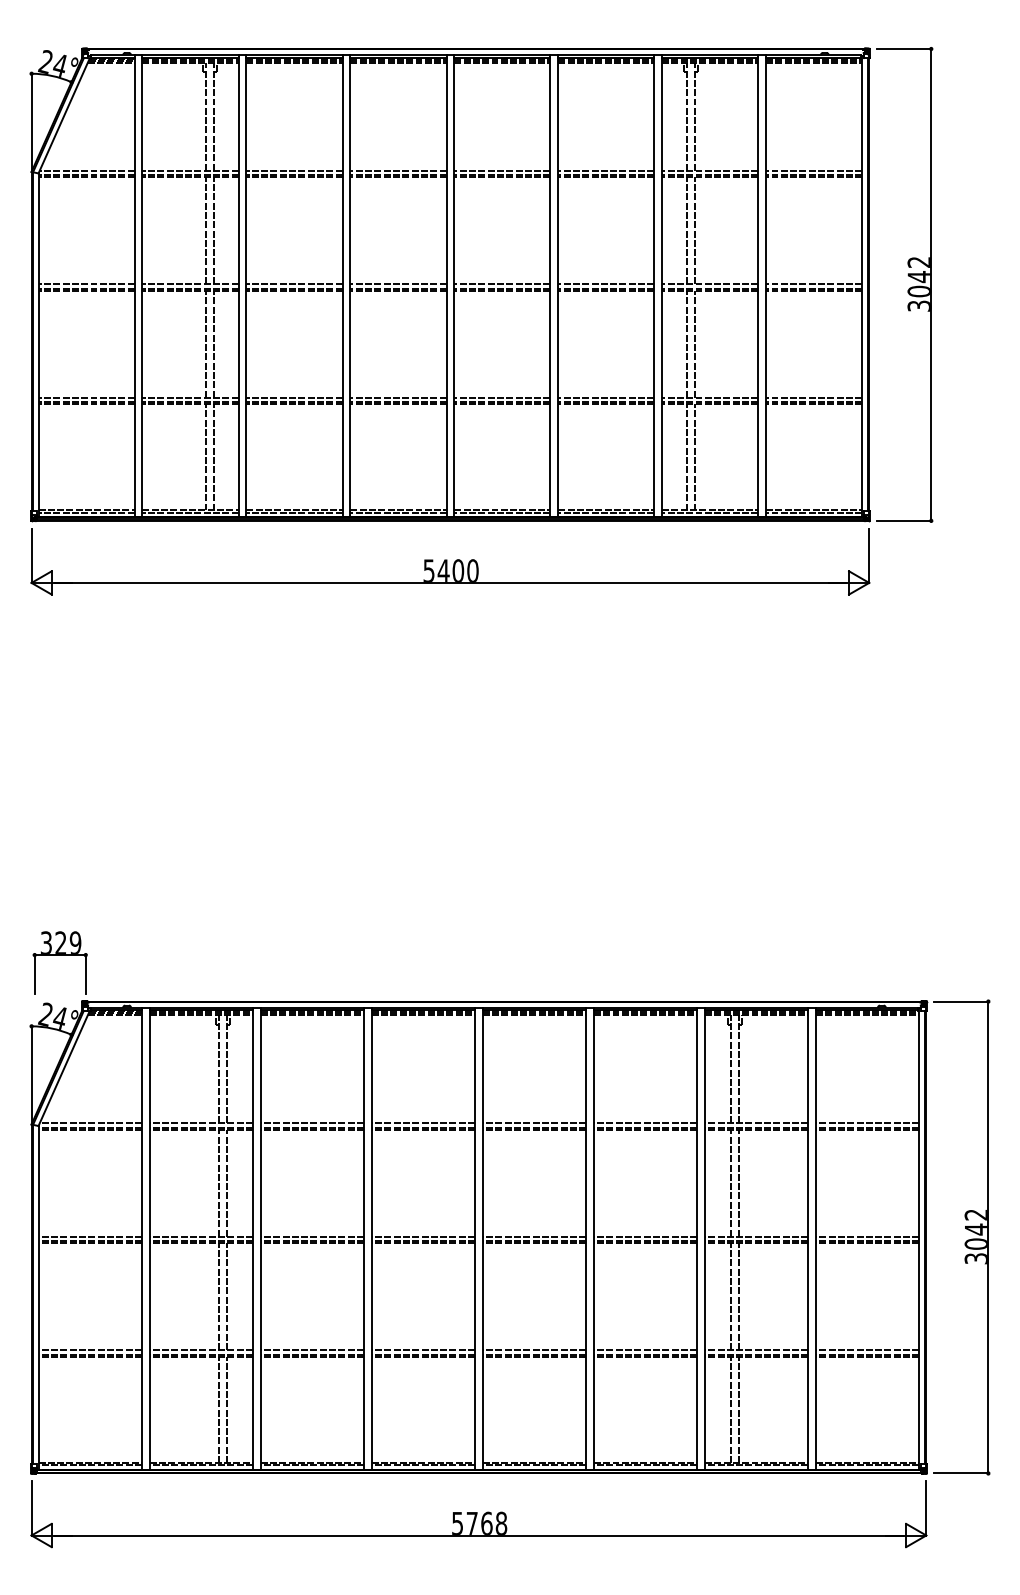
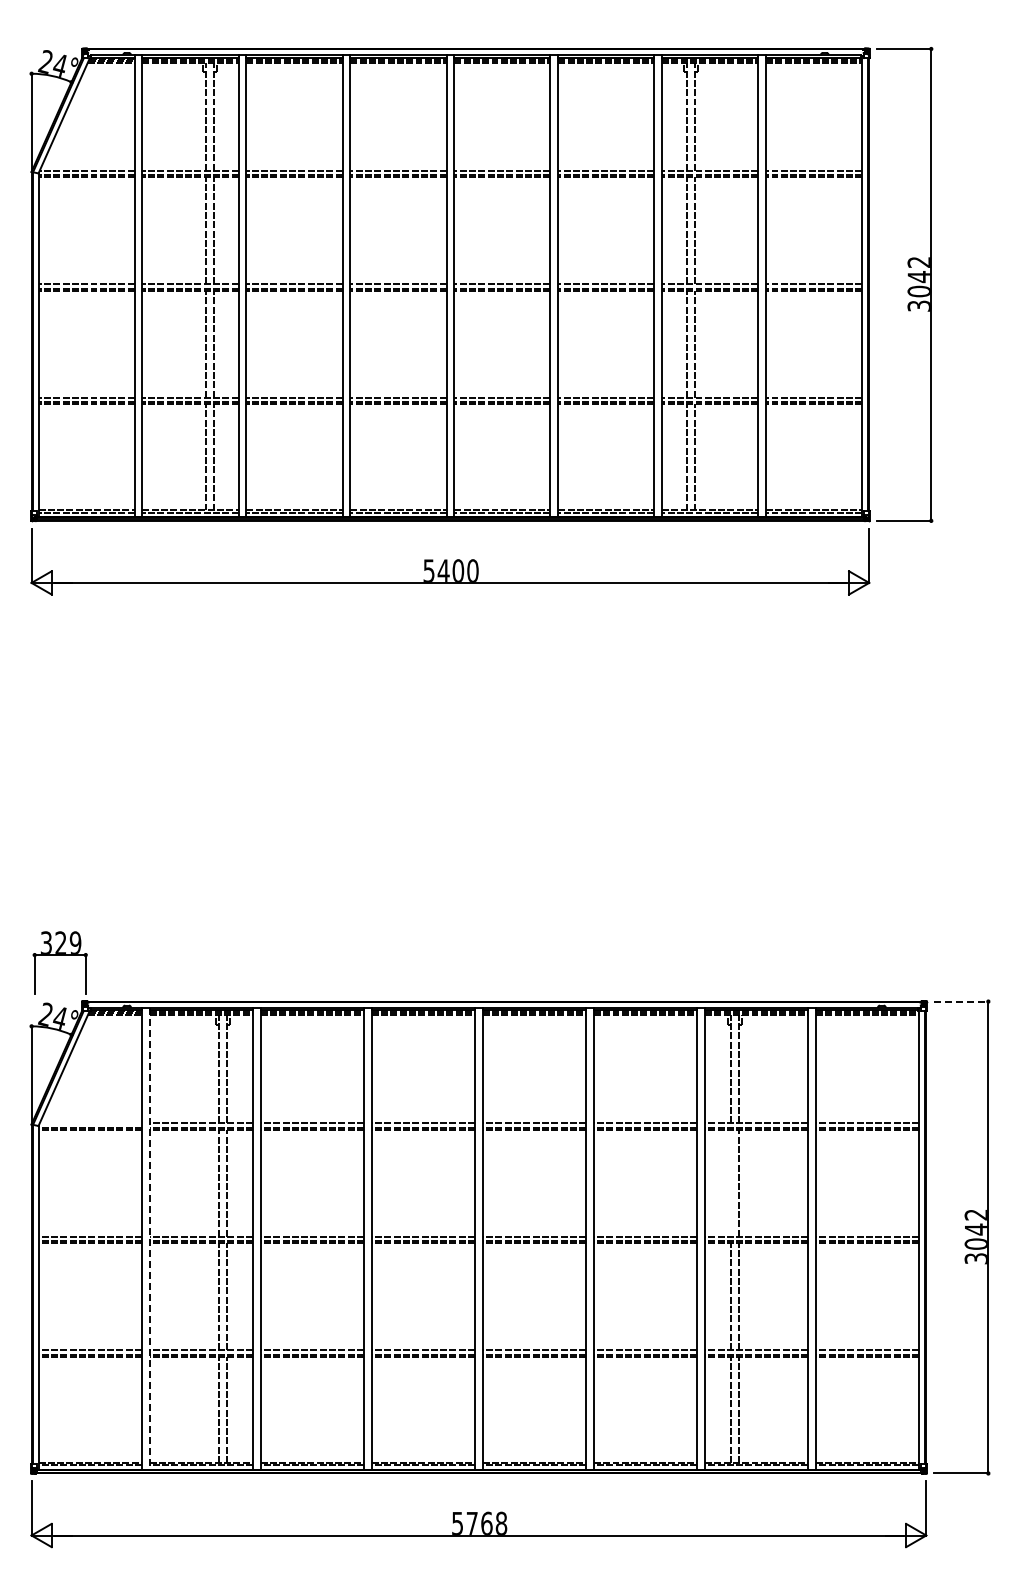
line: solid -> dashed (961, 1001)
line: present -> none (90, 1123)
line: present -> none (730, 1182)
line: solid -> dashed (149, 1238)
